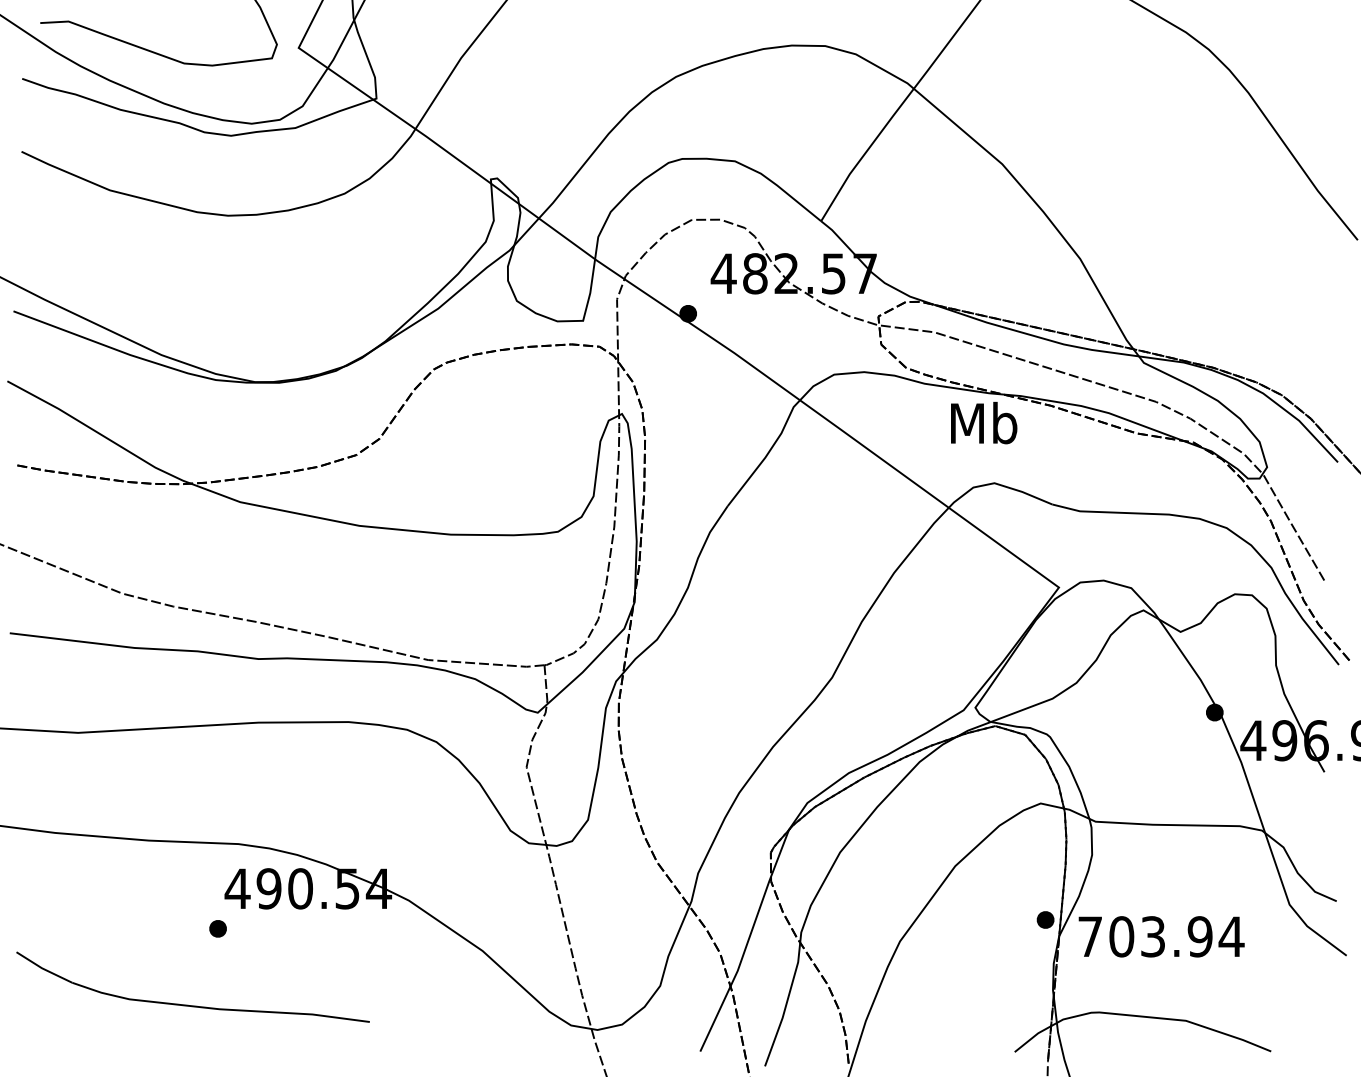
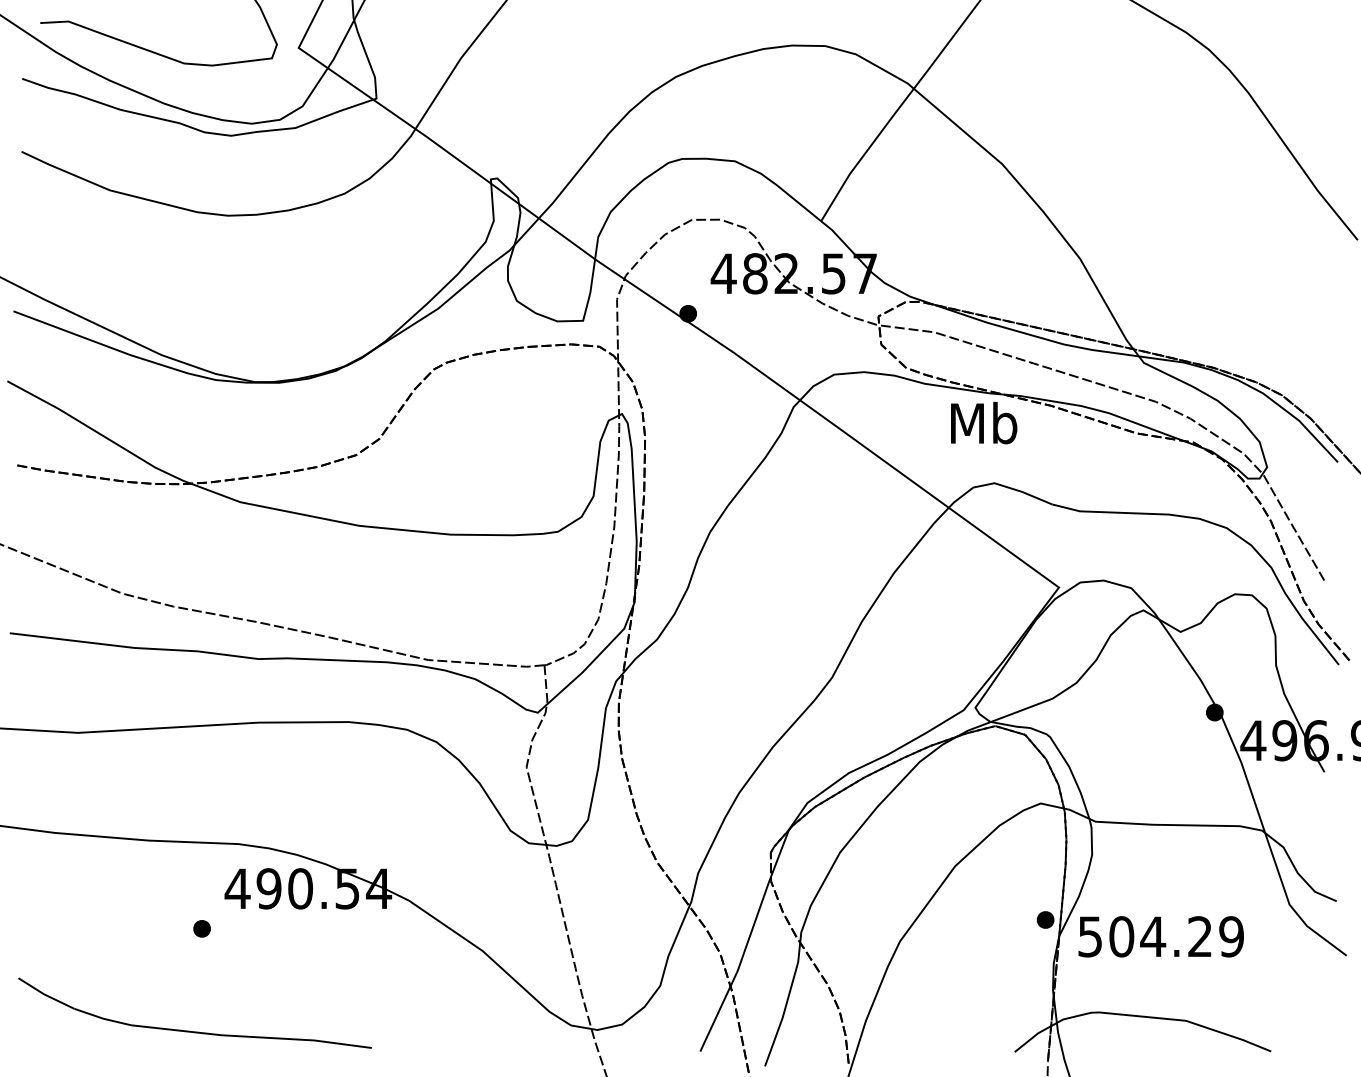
part position: (217, 928) -> (201, 928) (201, 928)
text: 703.94 -> 504.29 (1161, 936)
part position: (188, 1004) -> (190, 1030) (190, 1030)
